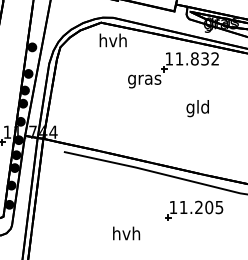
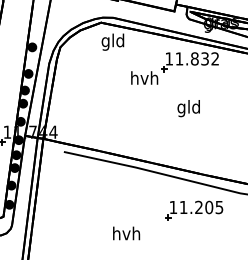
text: hvh -> gld (112, 41)
text: gras -> hvh (144, 79)
text position: (197, 108) -> (188, 108) (188, 108)
